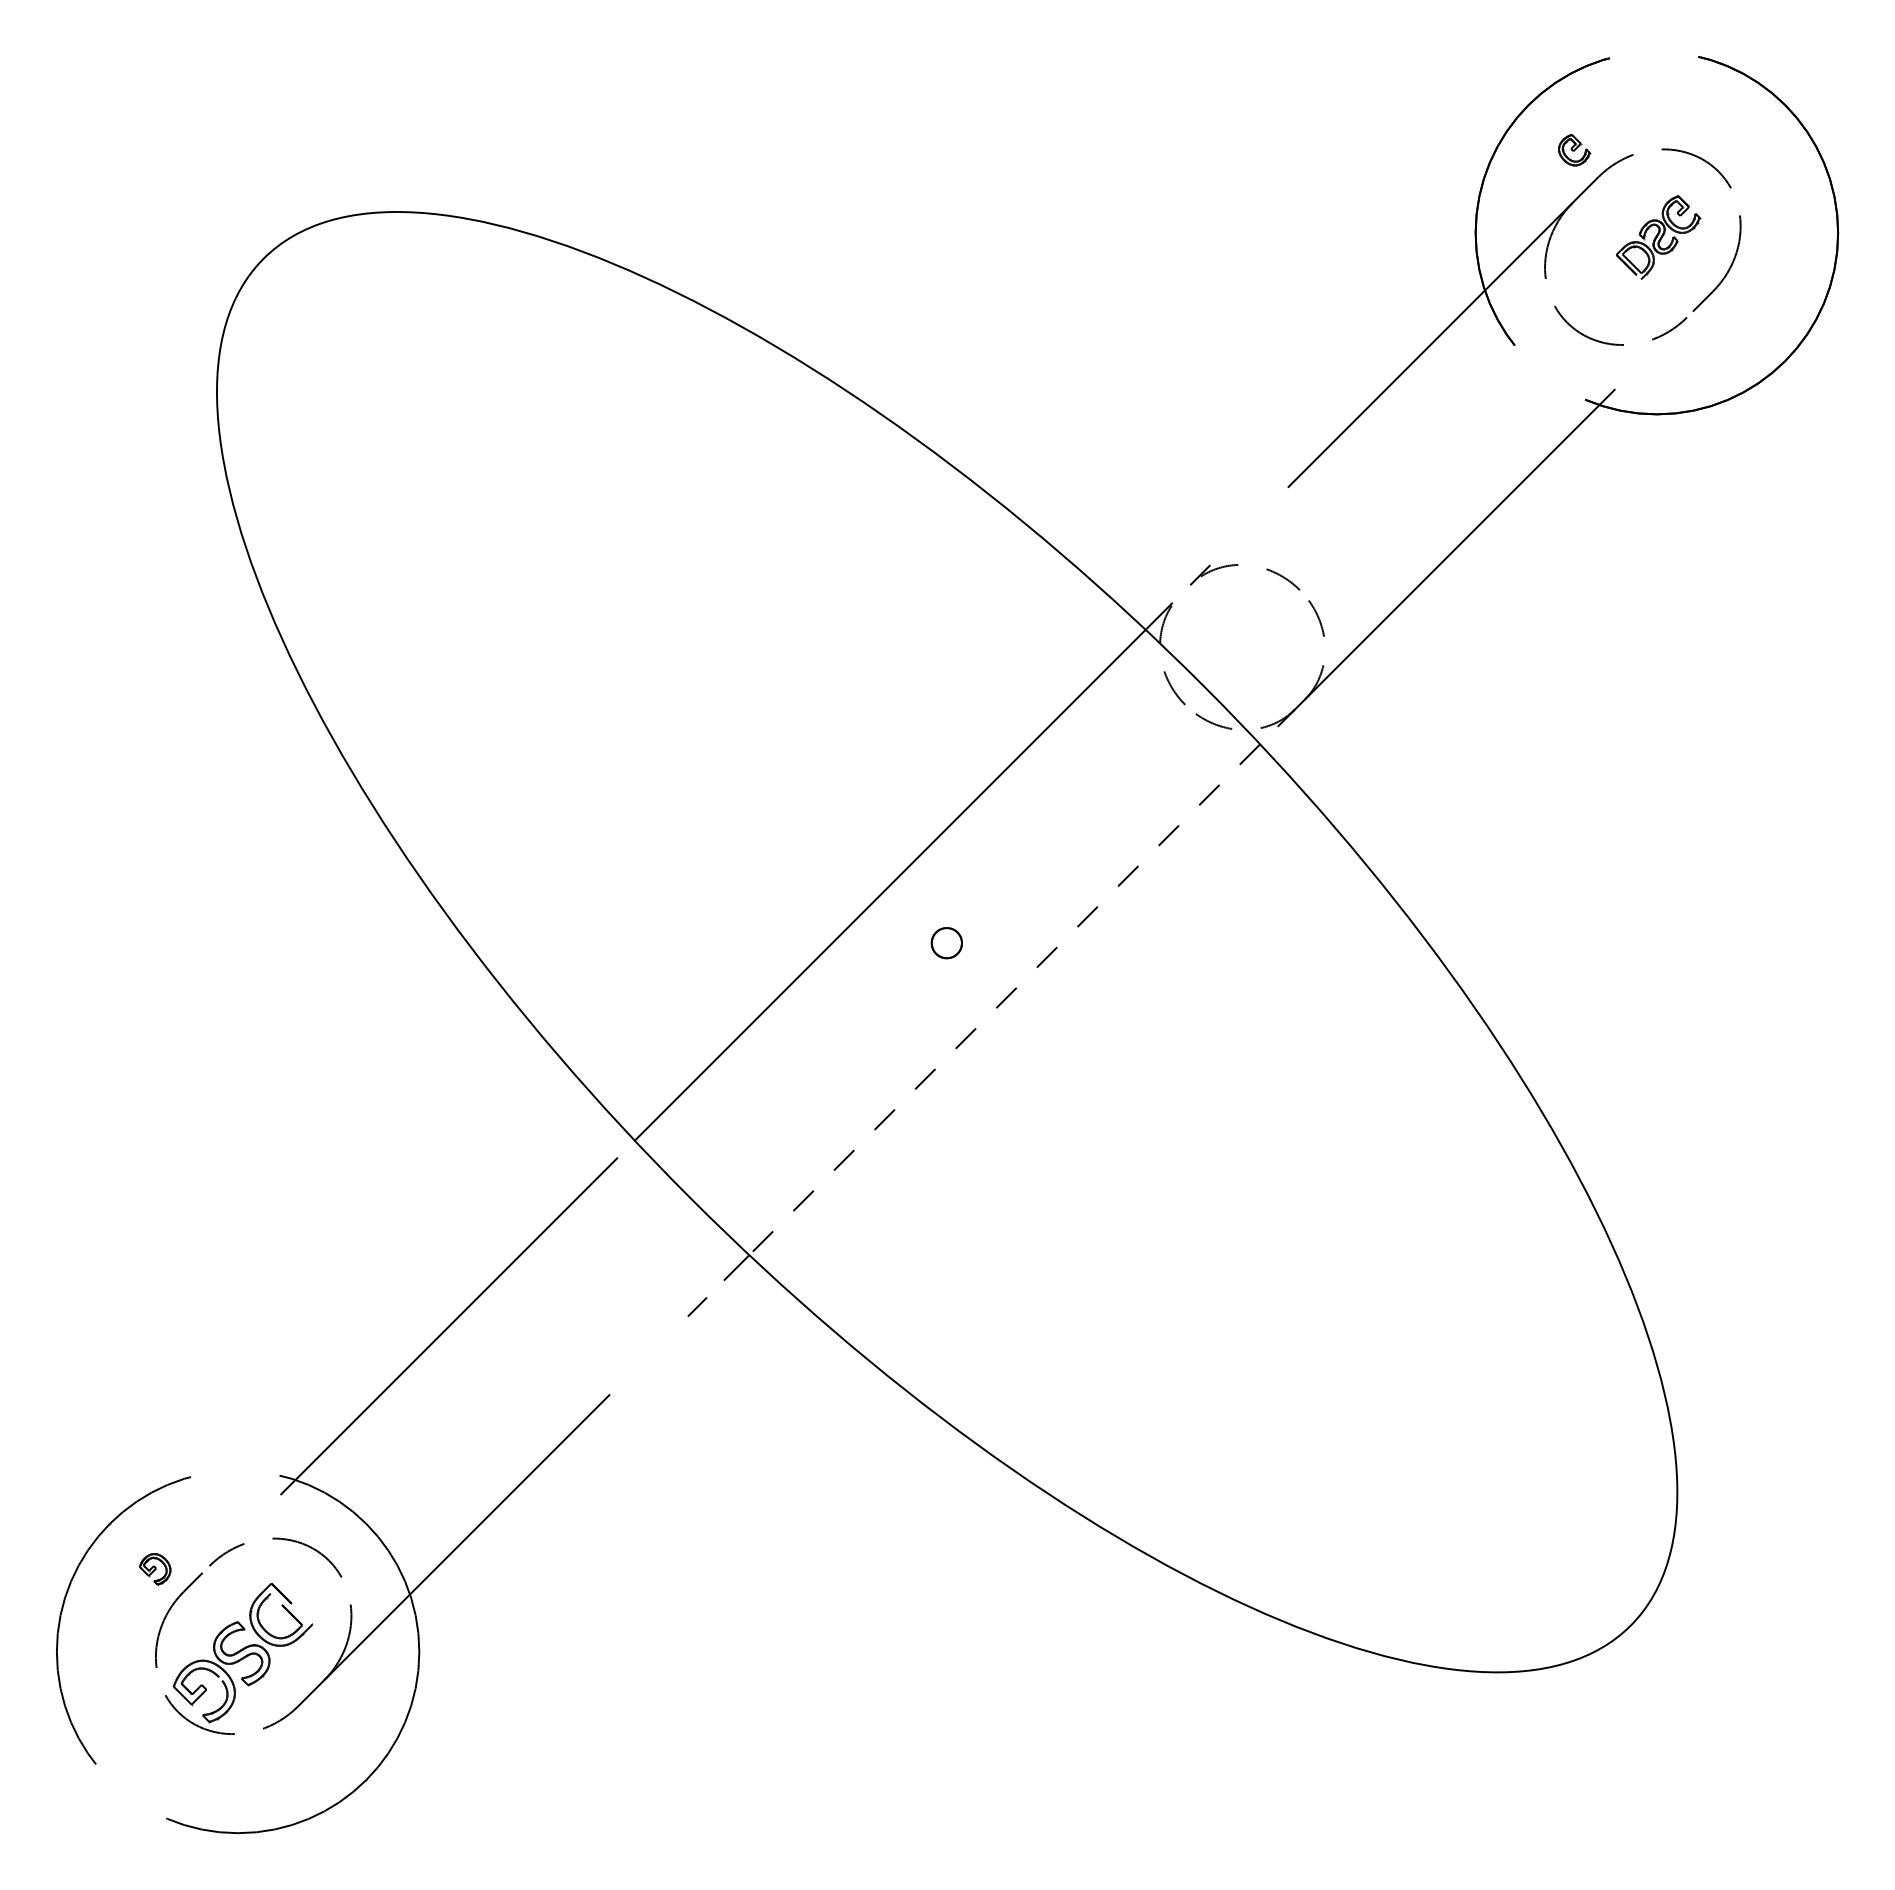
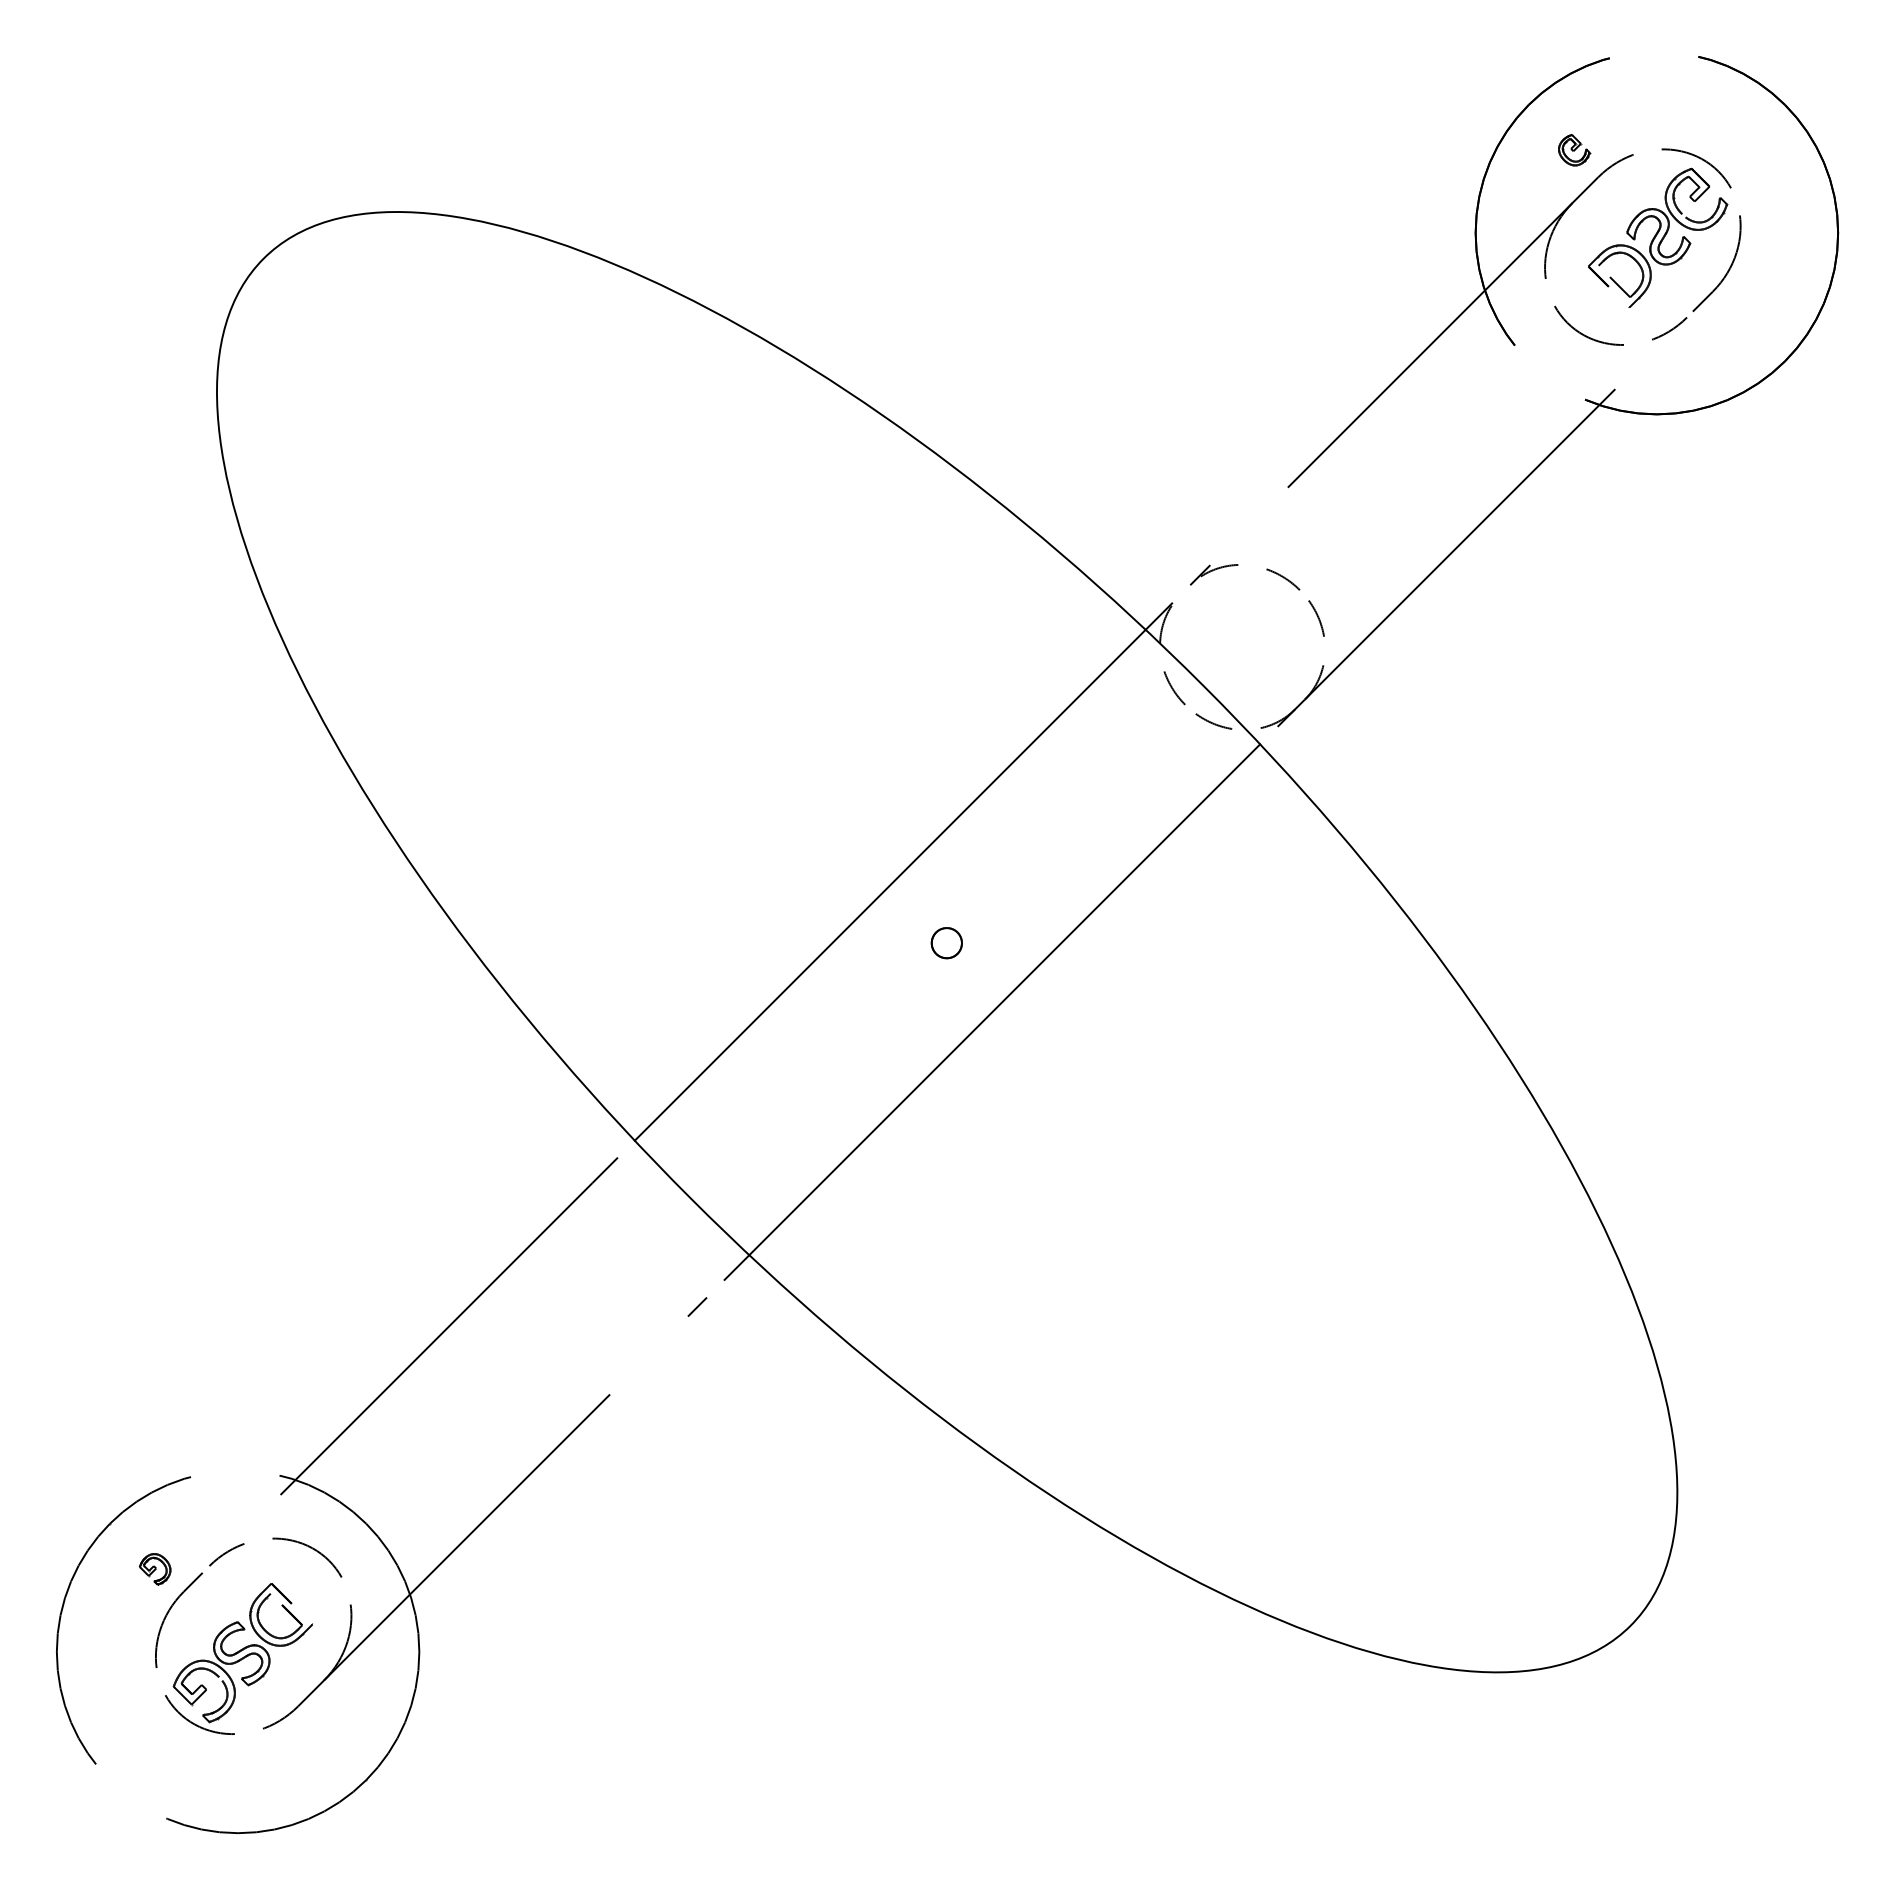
part size: 86x85 px -> 141x141 px (1658, 237)
line: dashed -> solid (1004, 1000)
